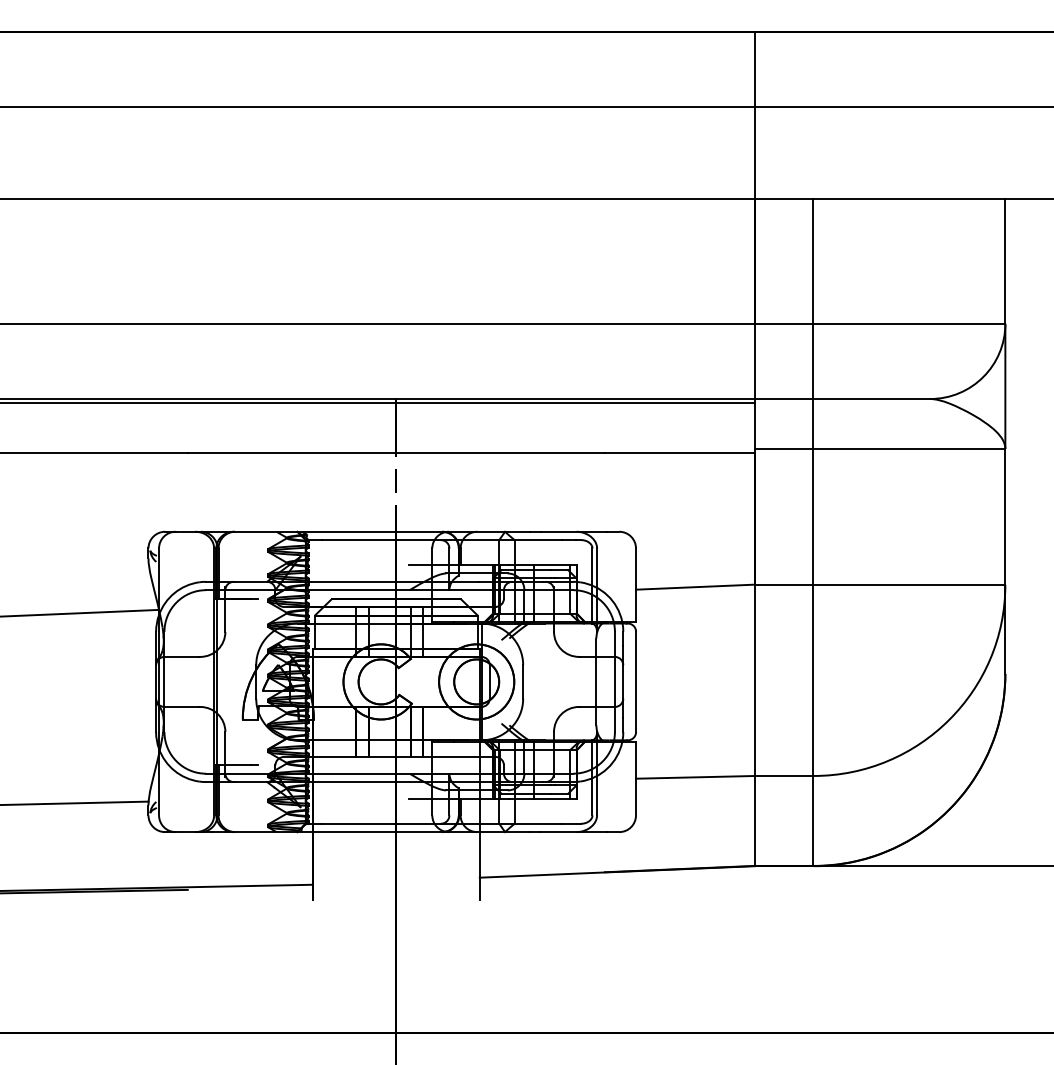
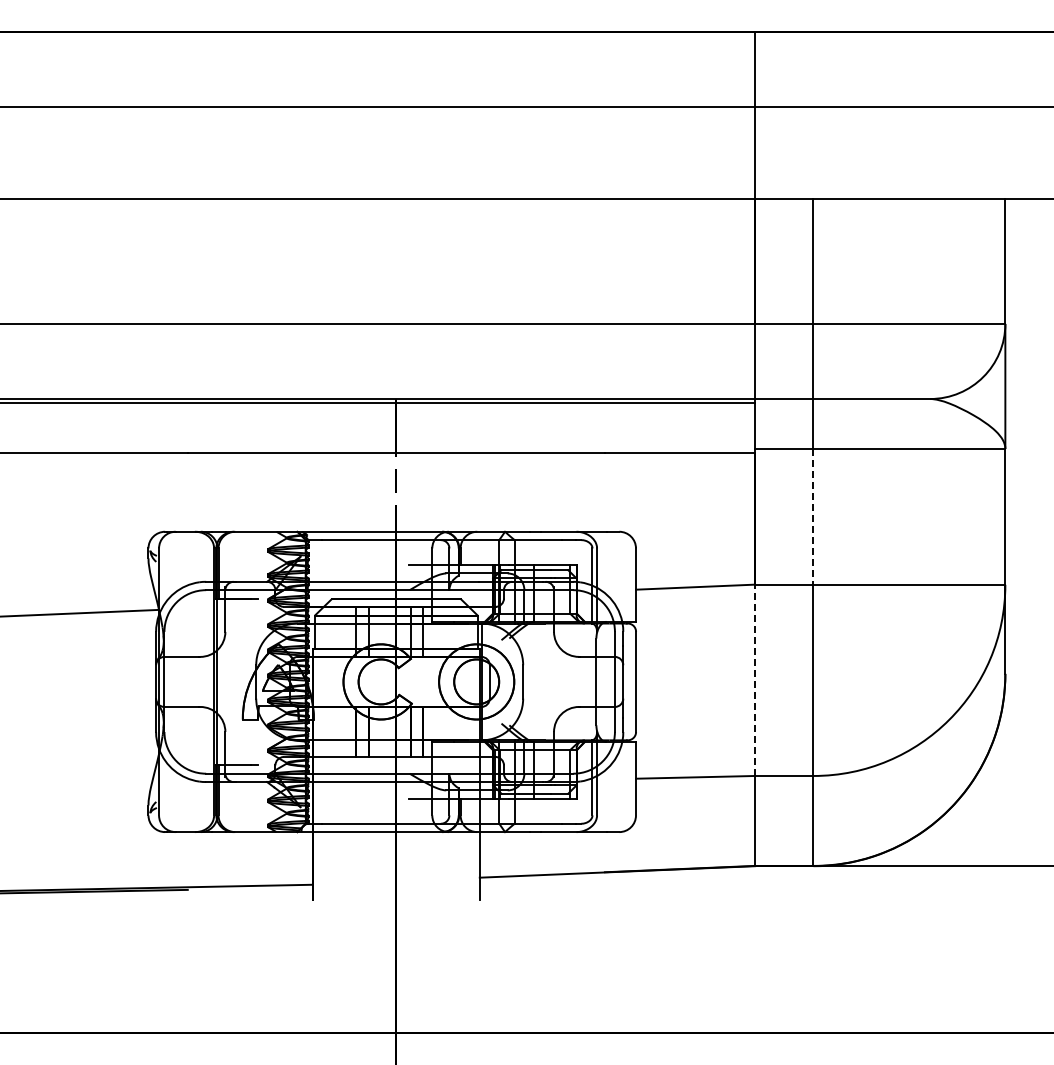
line: solid -> dashed (813, 516)
line: solid -> dashed (755, 680)
line: present -> none (75, 802)
